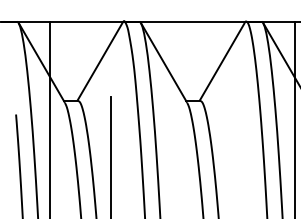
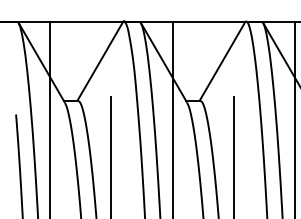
line: none -> present (172, 118)
line: none -> present (233, 155)
